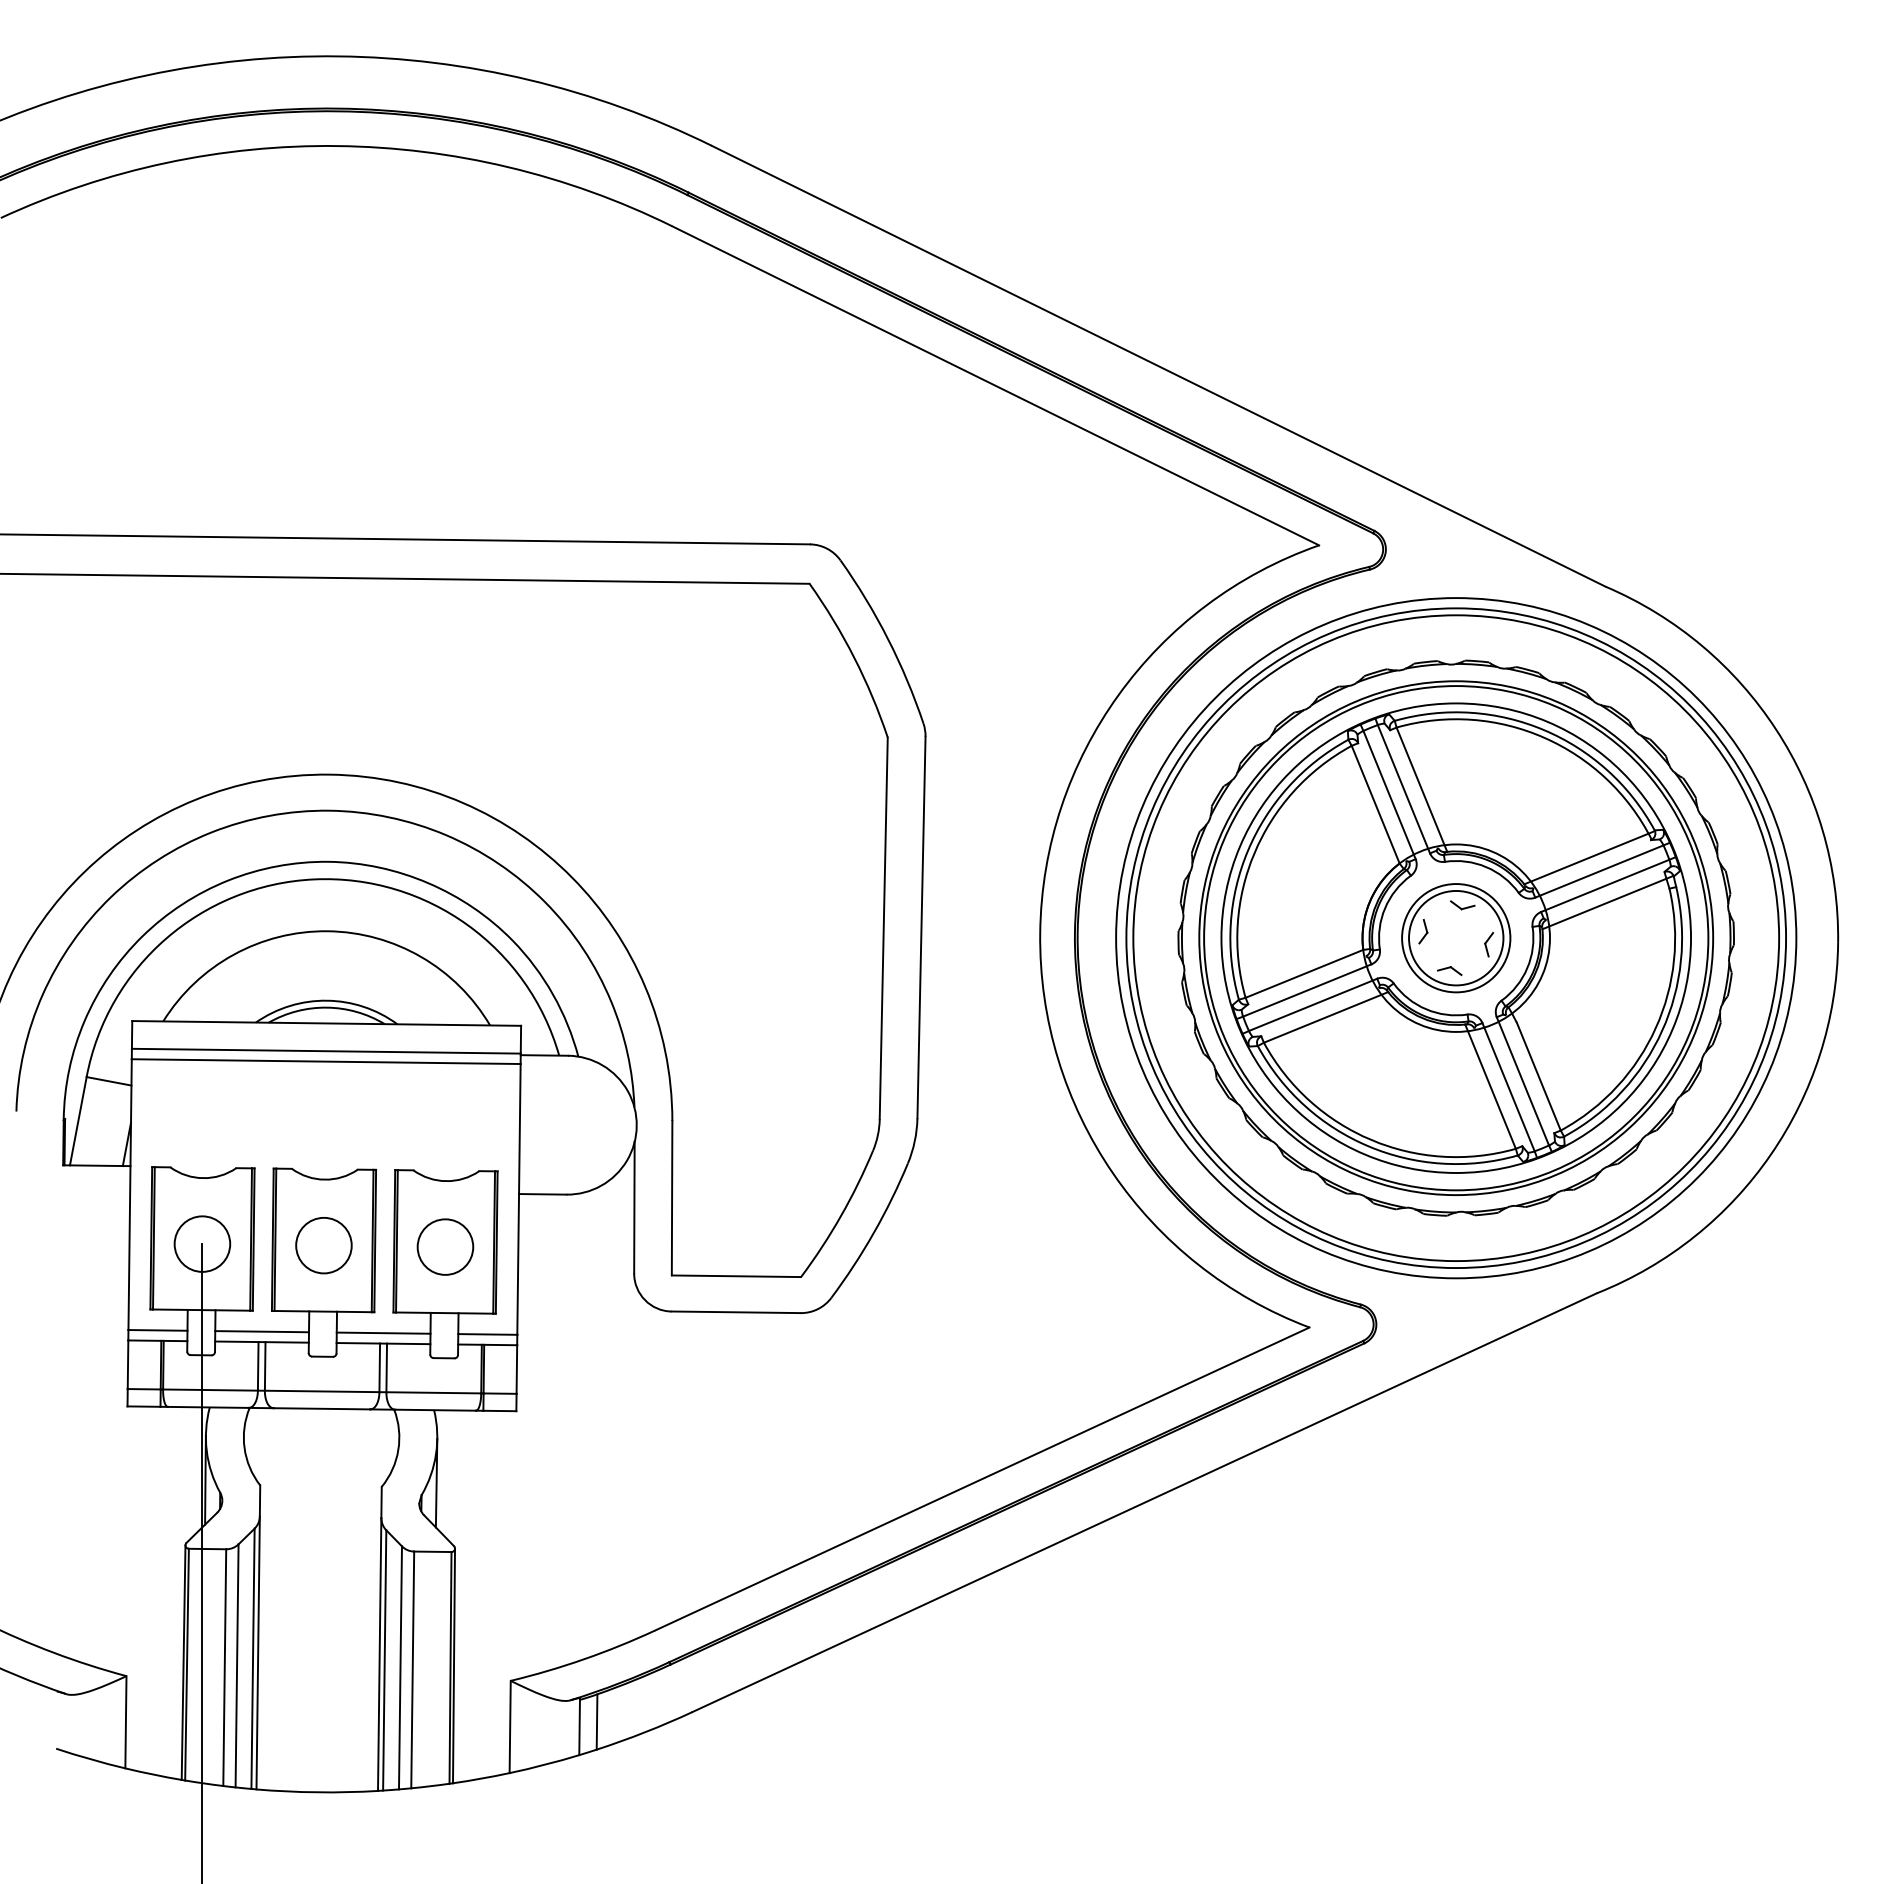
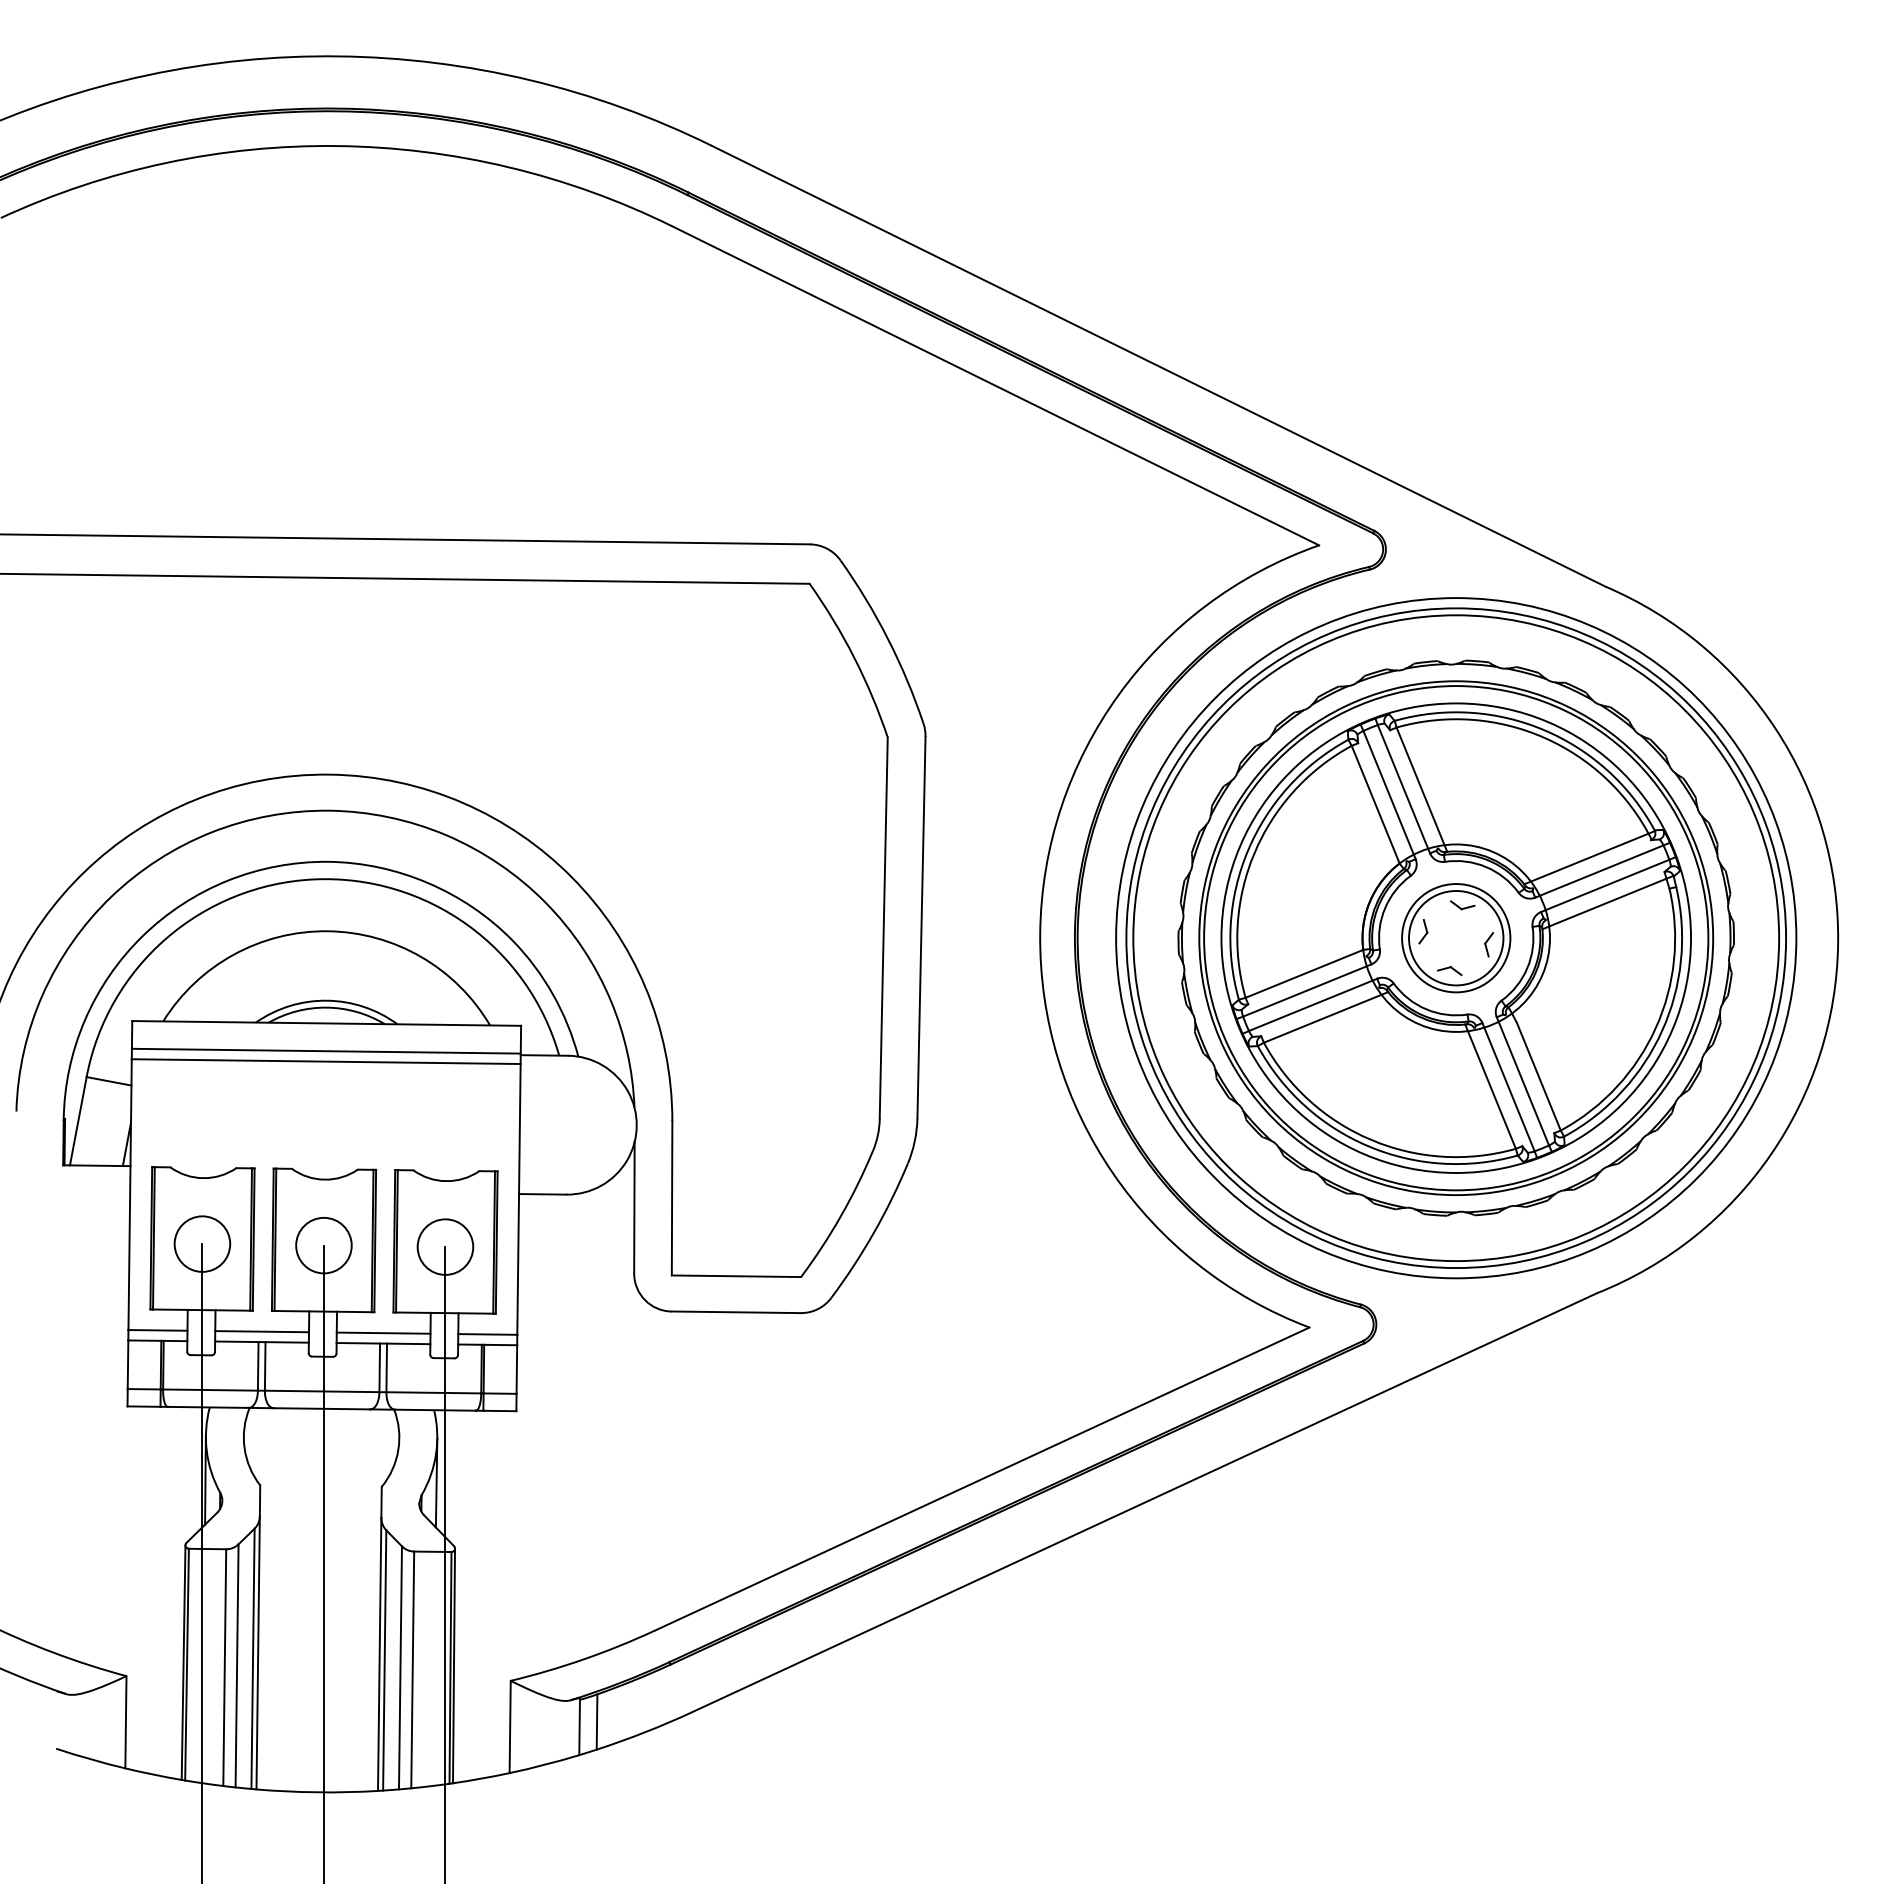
line: none -> present (323, 1562)
line: none -> present (445, 1563)
